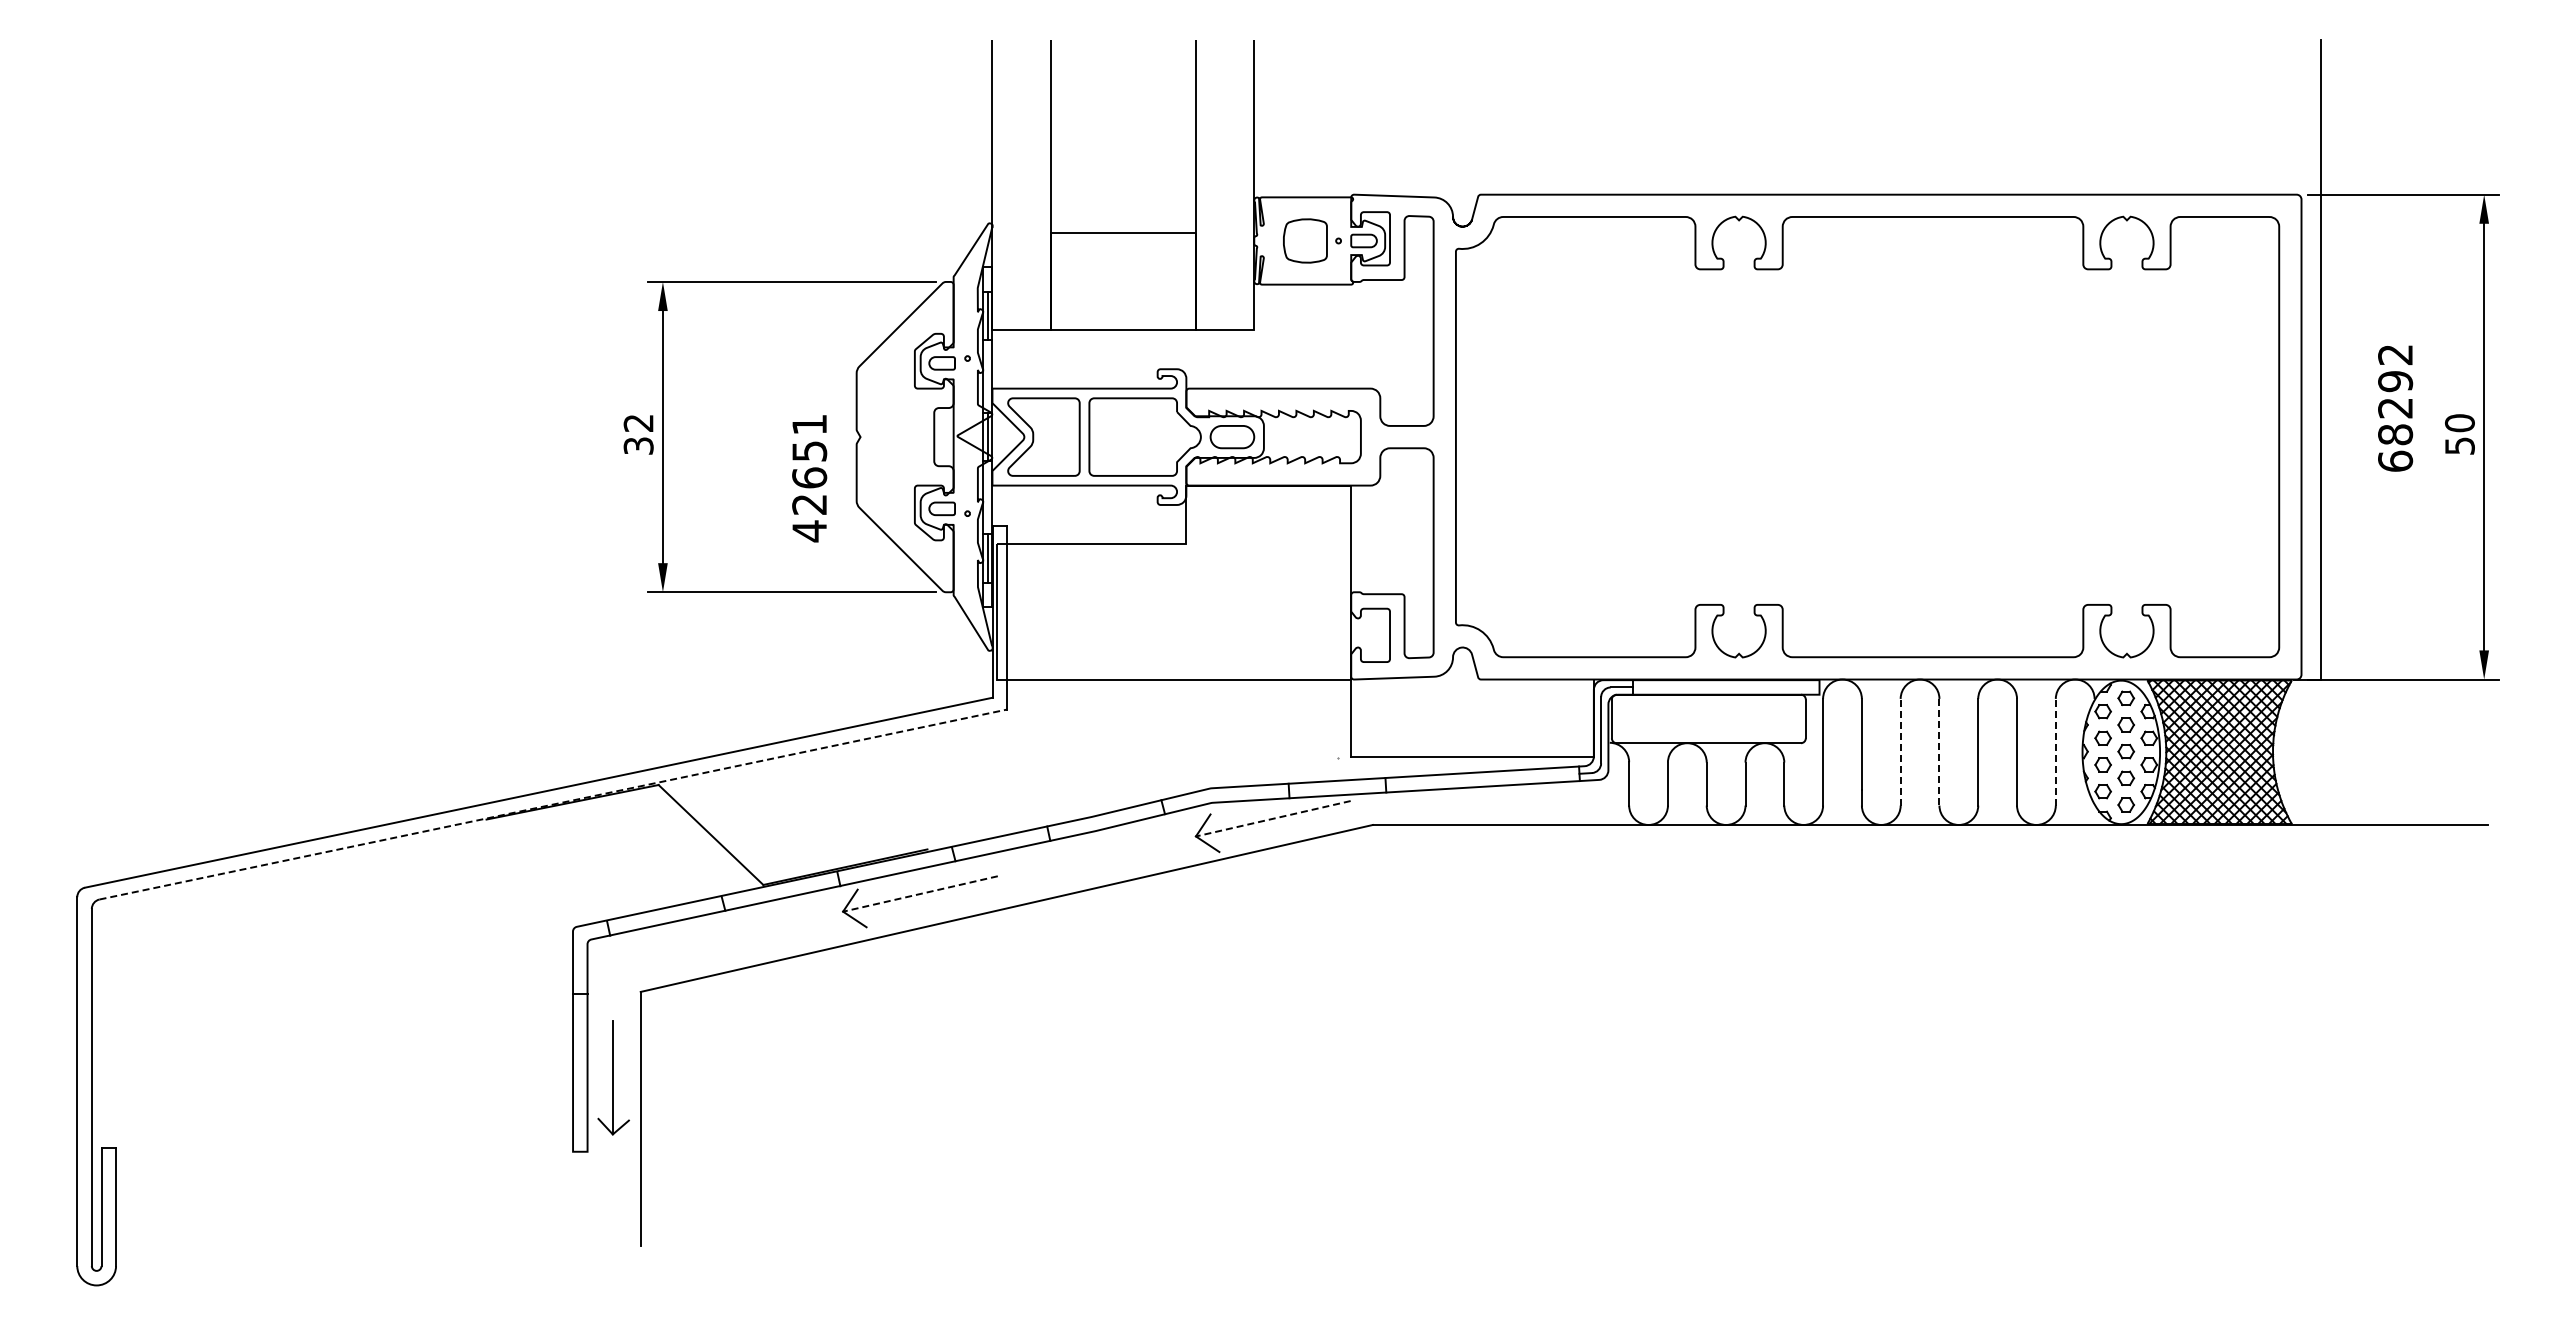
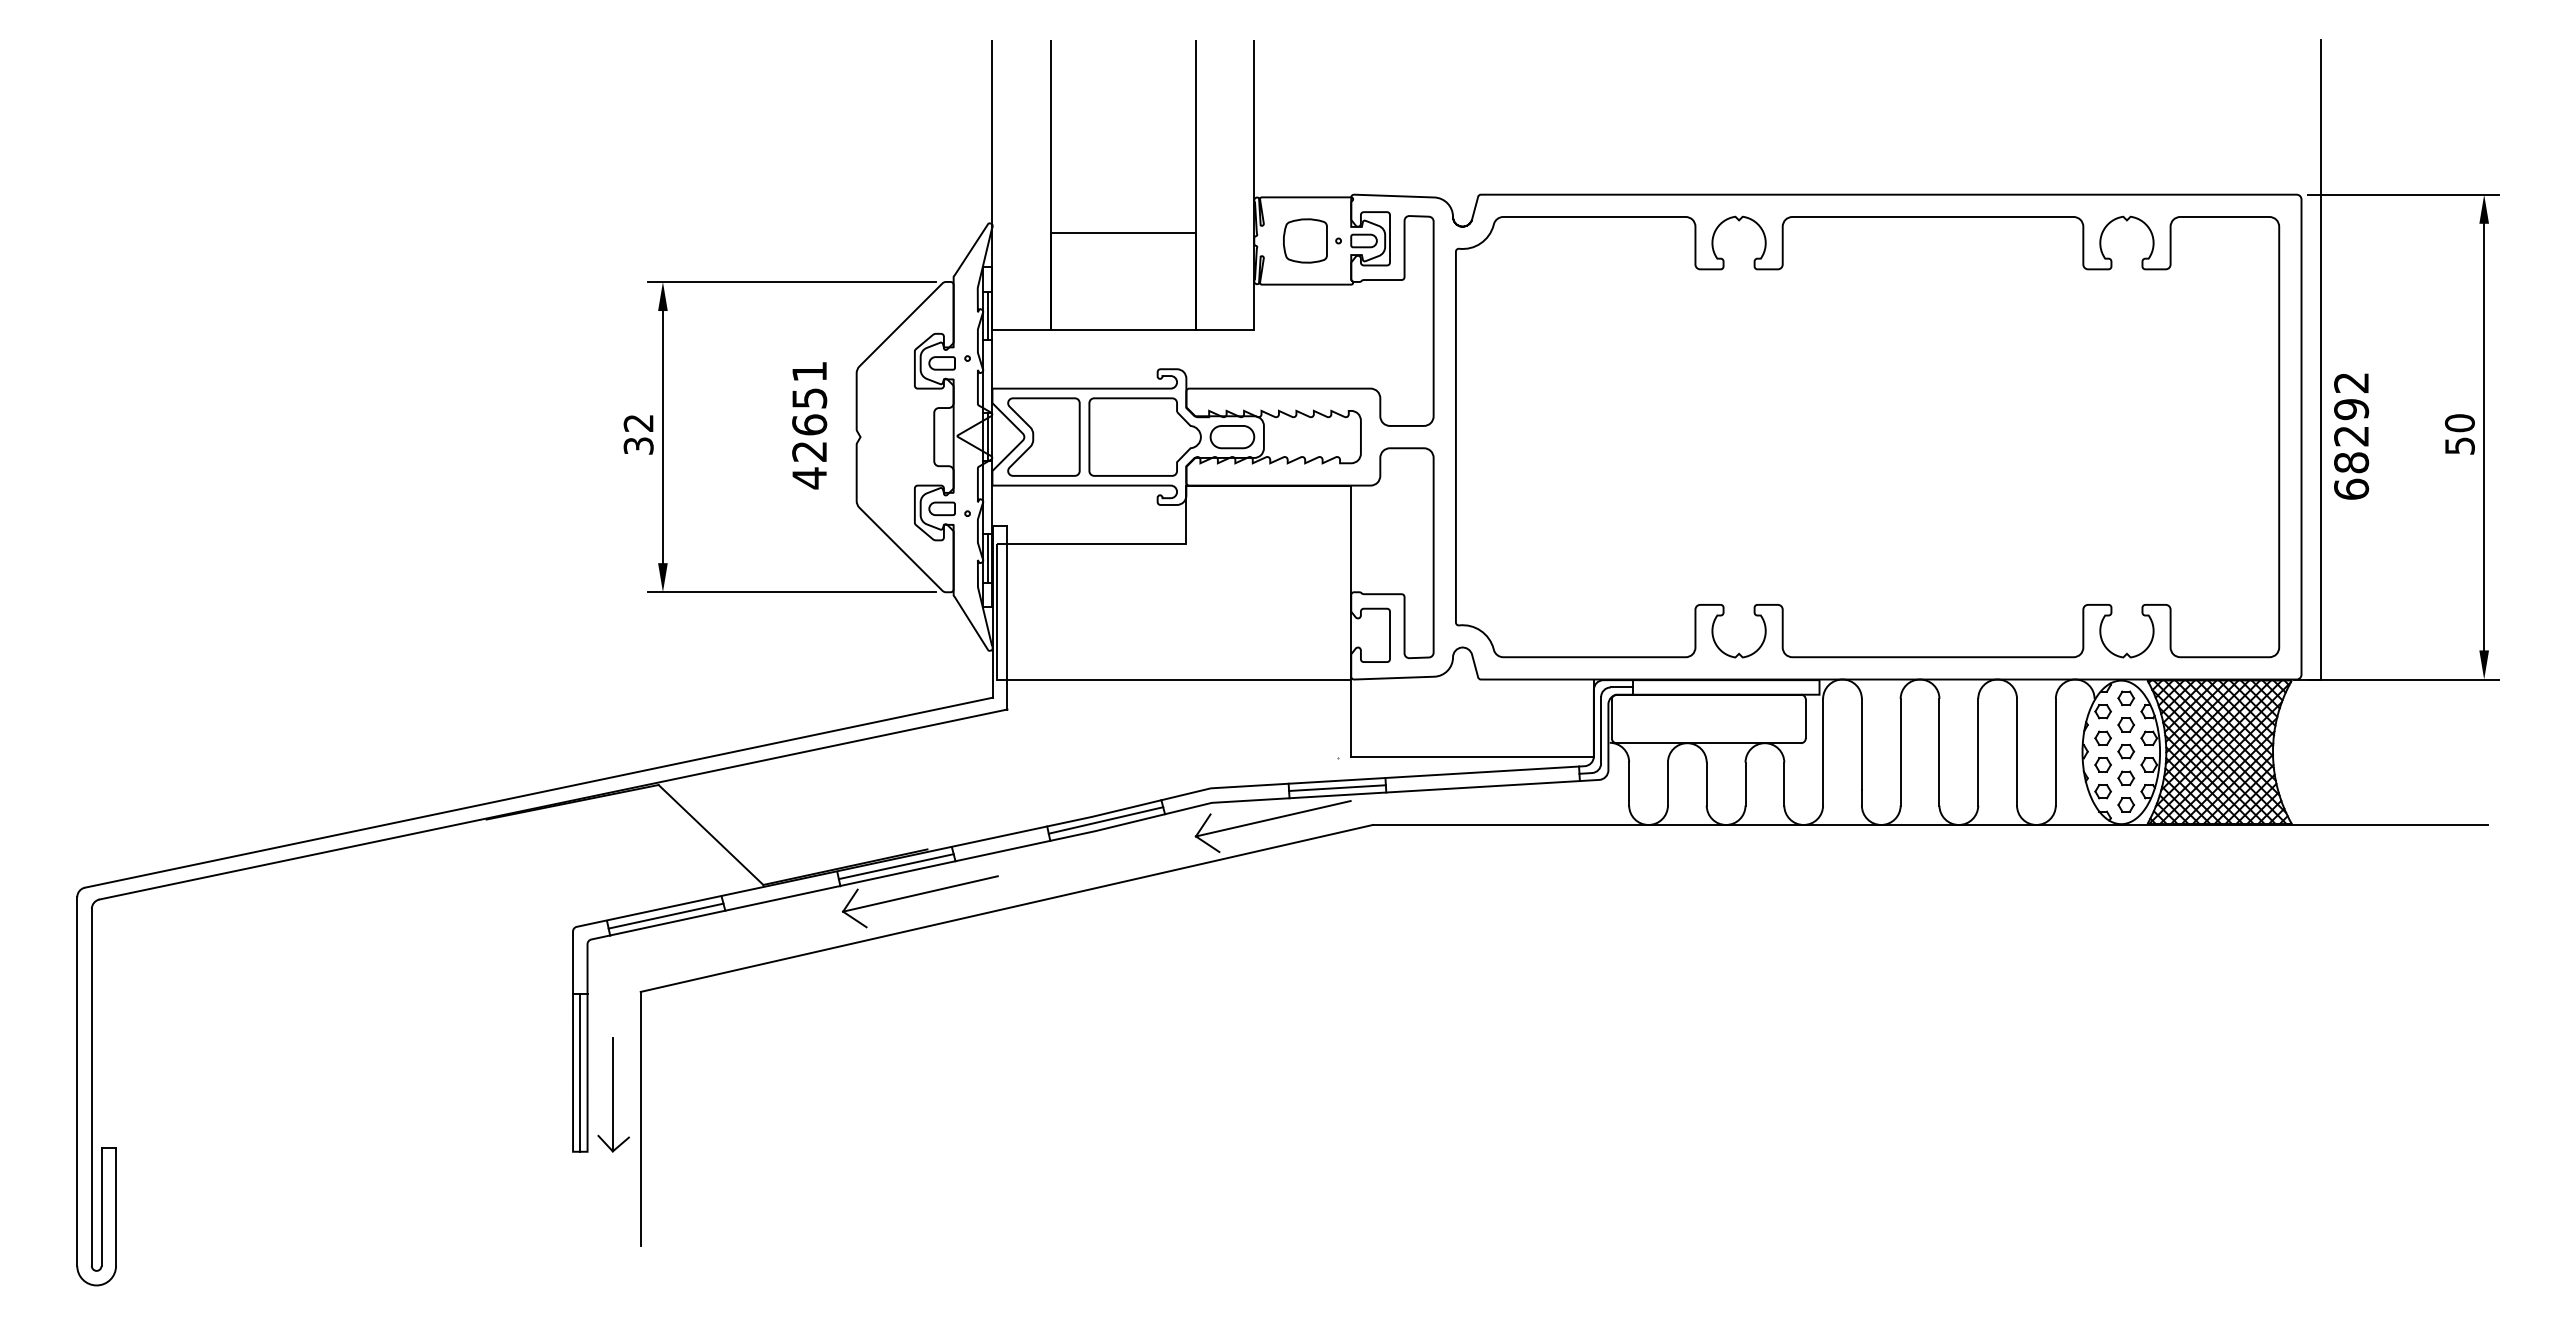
text position: (2395, 408) -> (2351, 436) (2351, 436)
text position: (809, 478) -> (809, 425) (809, 425)
line: dashed -> solid (1900, 751)
line: dashed -> solid (2055, 751)
line: dashed -> solid (1939, 752)
line: none -> present (1337, 787)
line: dashed -> solid (553, 804)
line: dashed -> solid (1272, 818)
line: none -> present (1105, 820)
line: none -> present (895, 866)
line: dashed -> solid (919, 894)
line: none -> present (665, 915)
line: none -> present (580, 1072)
part position: (613, 1077) -> (613, 1094) (613, 1094)
